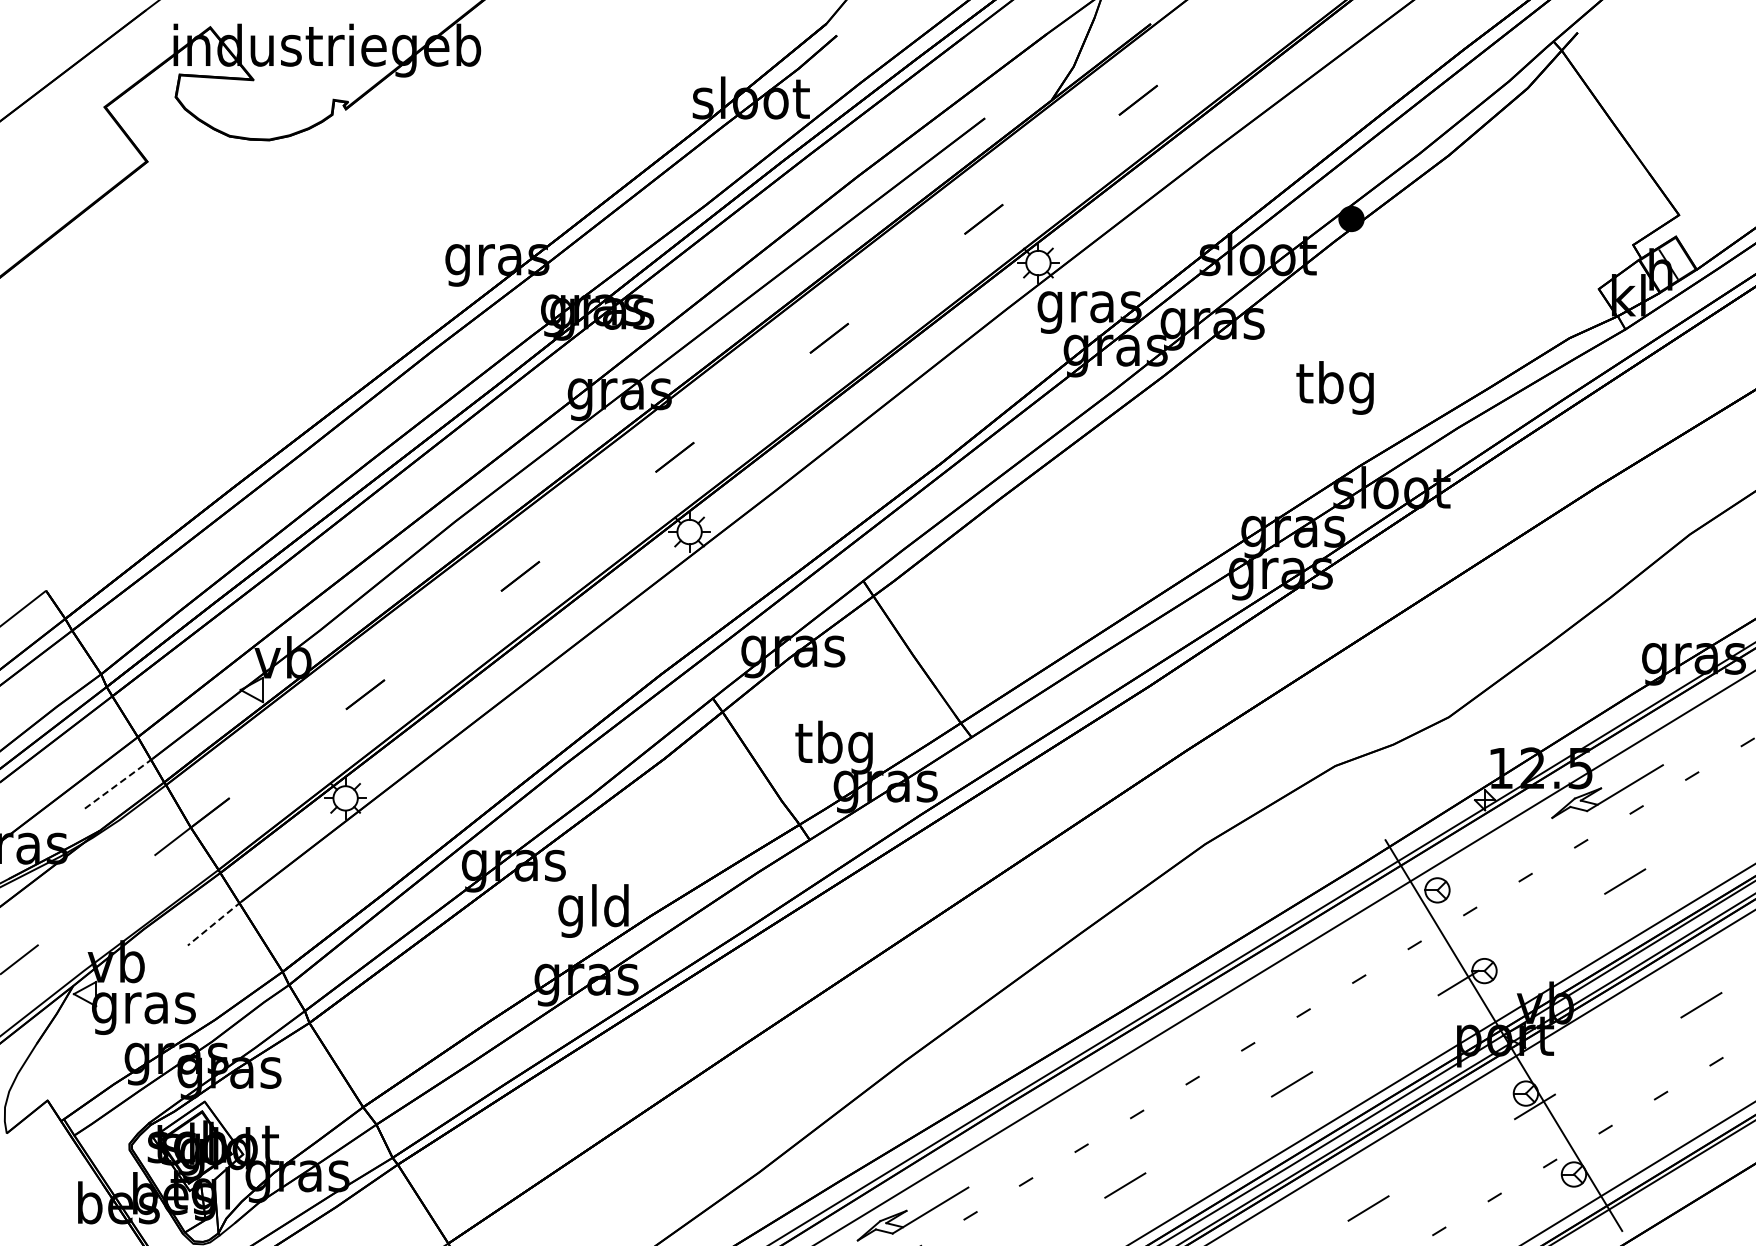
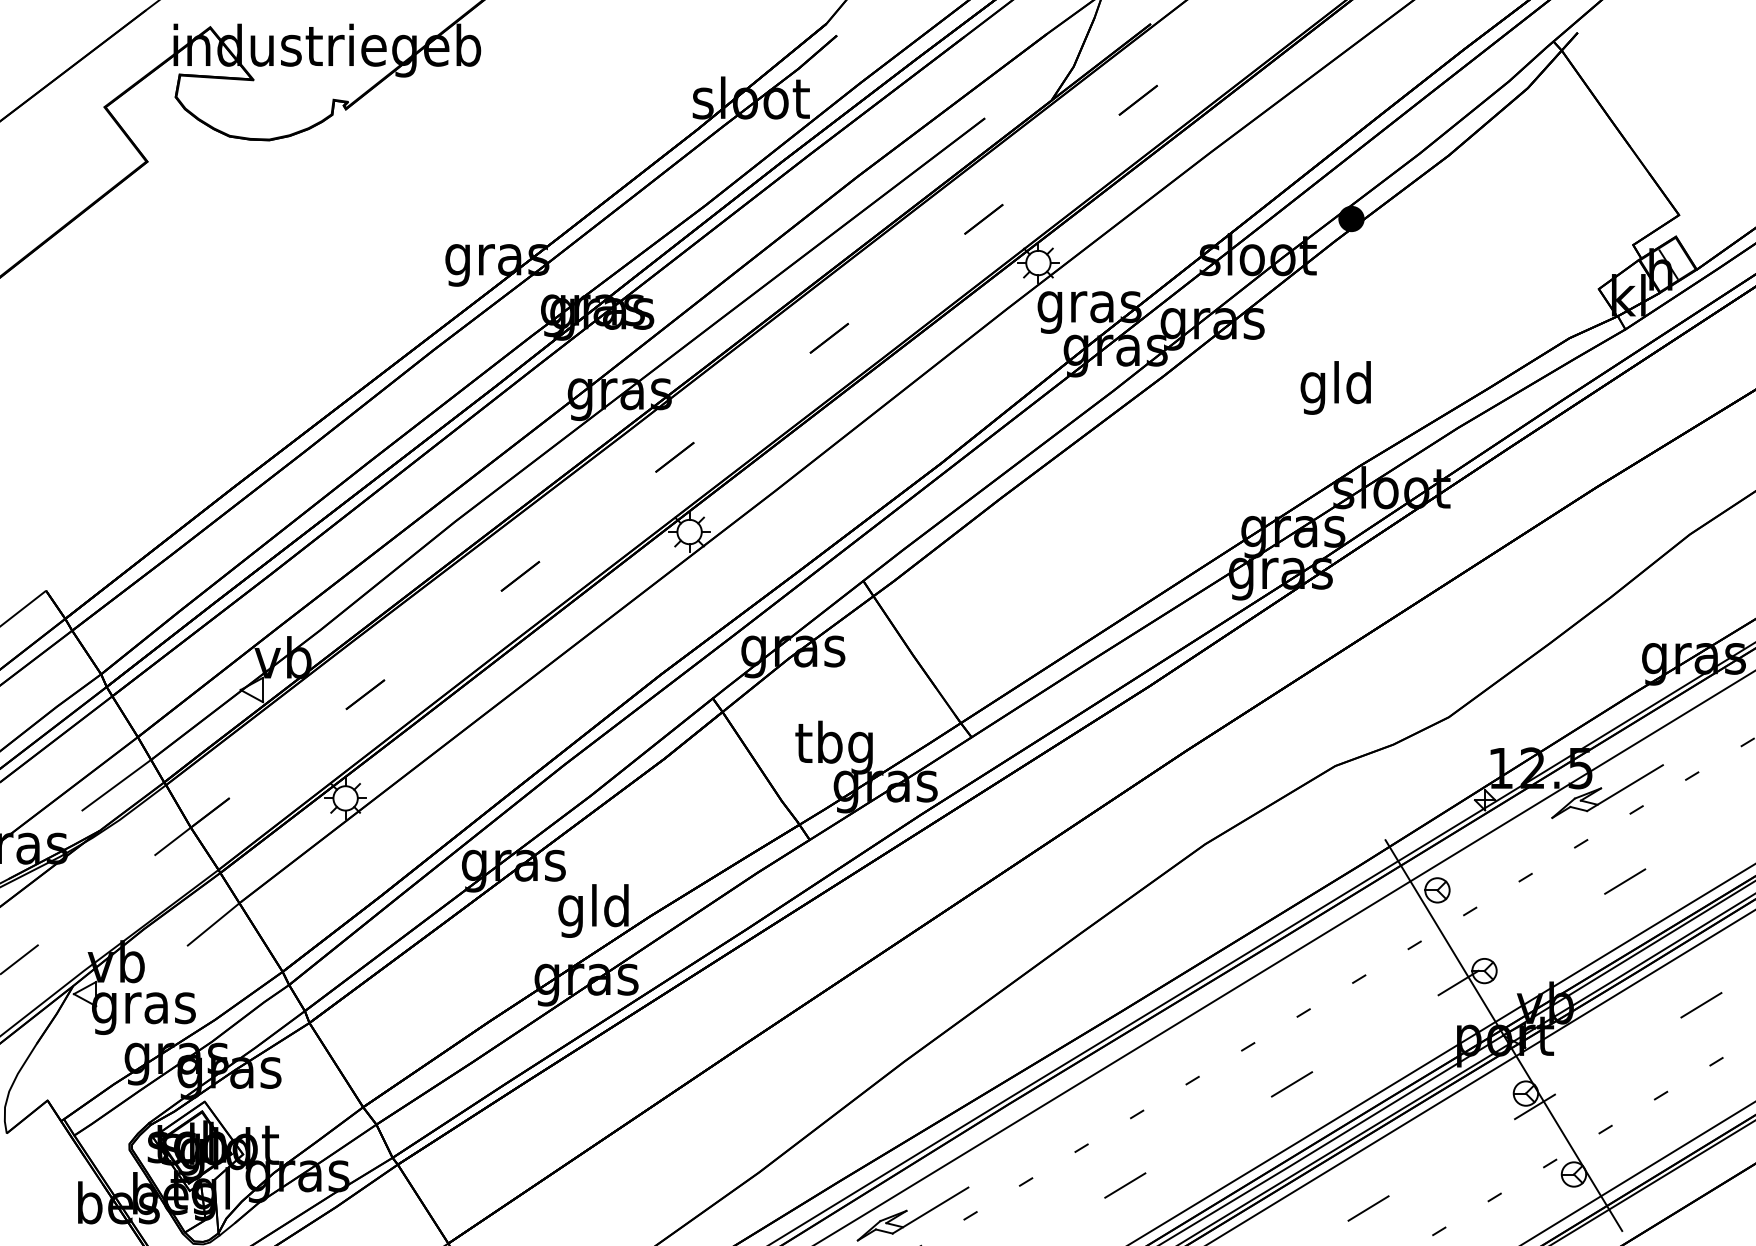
text: tbg -> gld (1334, 387)
line: dashed -> solid (117, 784)
line: dashed -> solid (214, 924)
